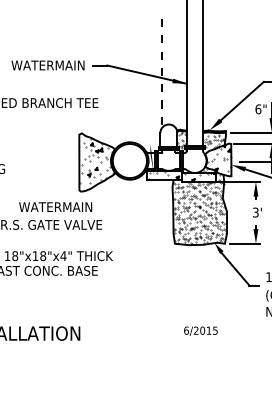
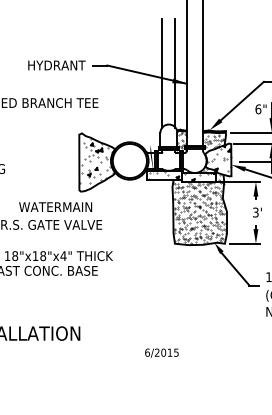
text: WATERMAIN -> HYDRANT (48, 65)
line: dashed -> solid (162, 73)
line: none -> present (175, 73)
text position: (200, 330) -> (161, 352) (161, 352)
